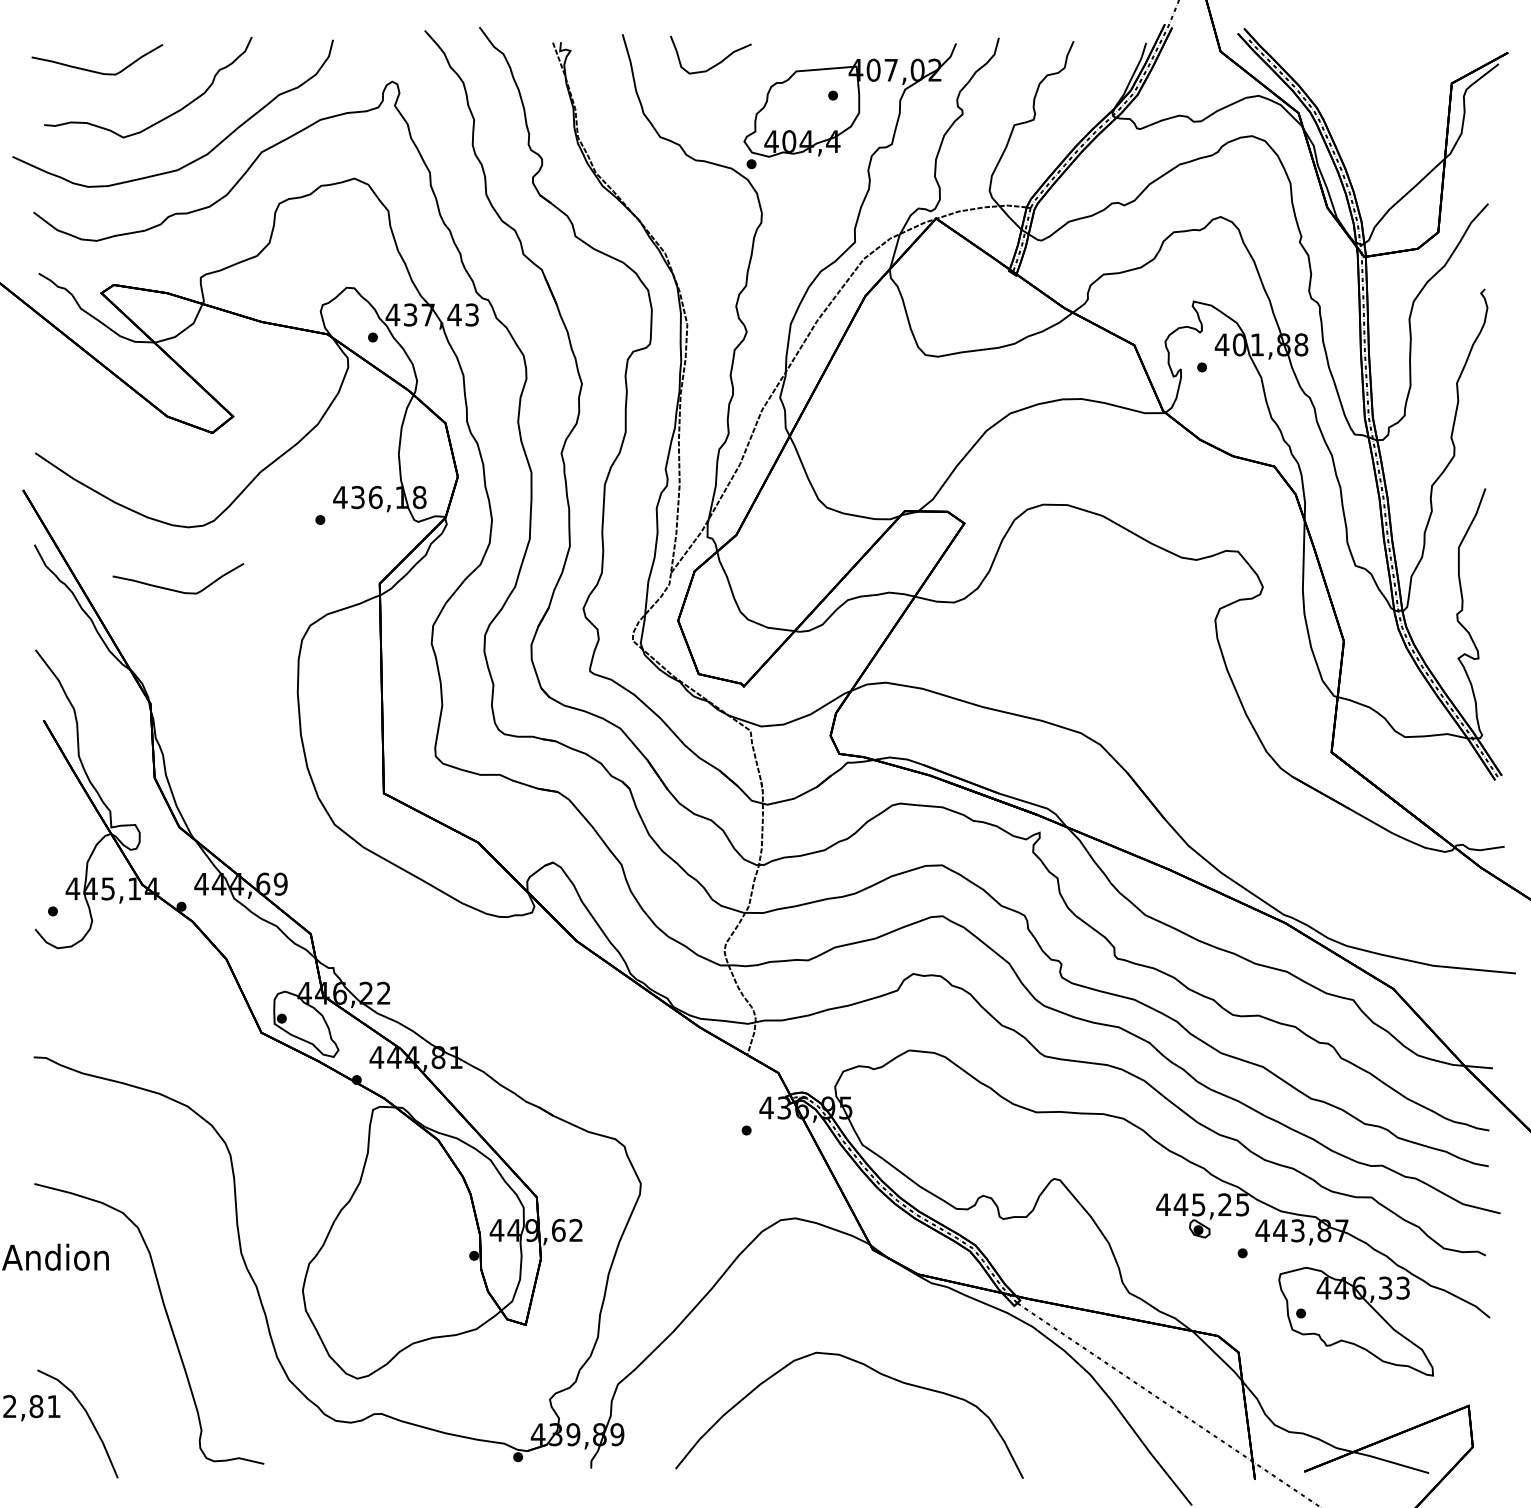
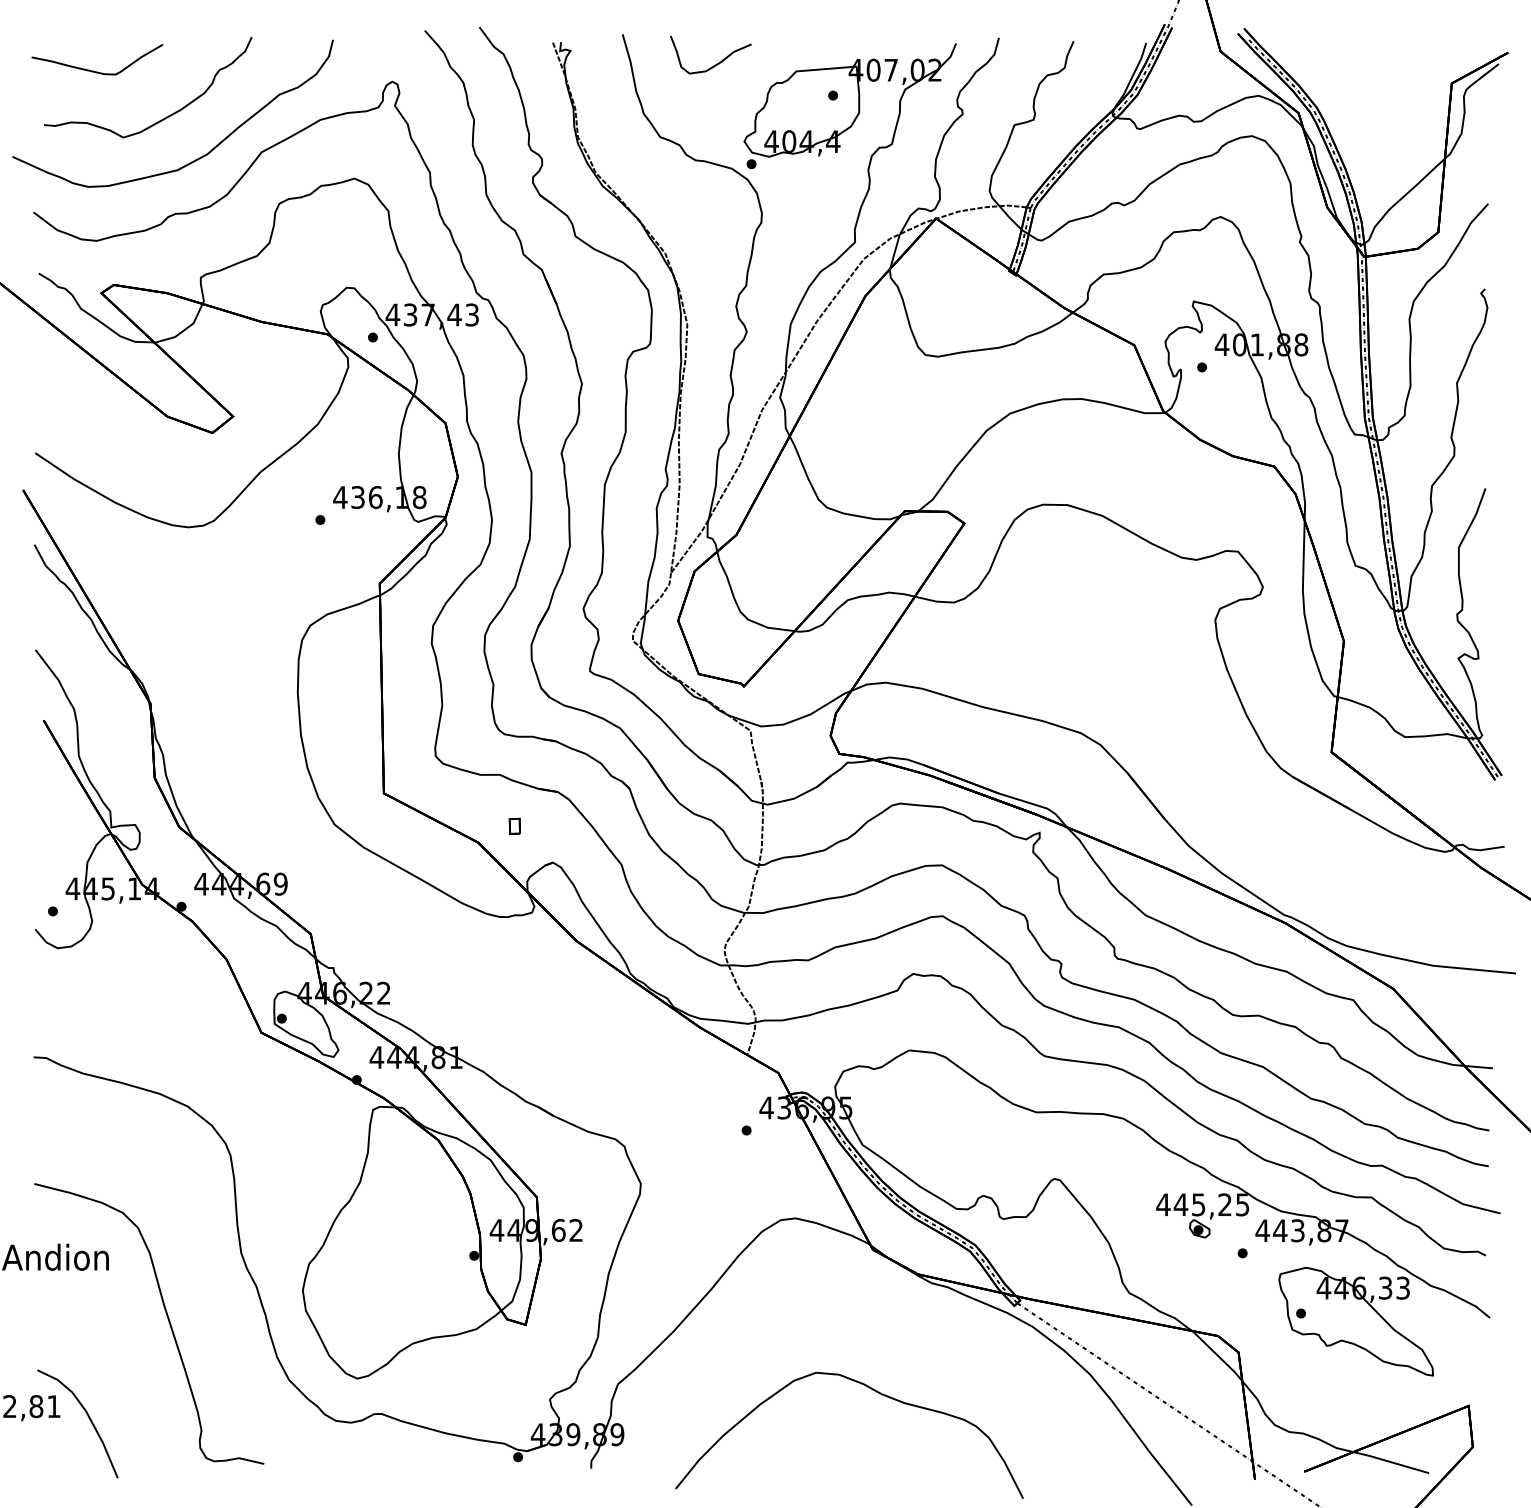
curve: present -> none (174, 589)
part: none -> present (514, 825)
curve position: (872, 1370) -> (872, 1390) (872, 1390)
